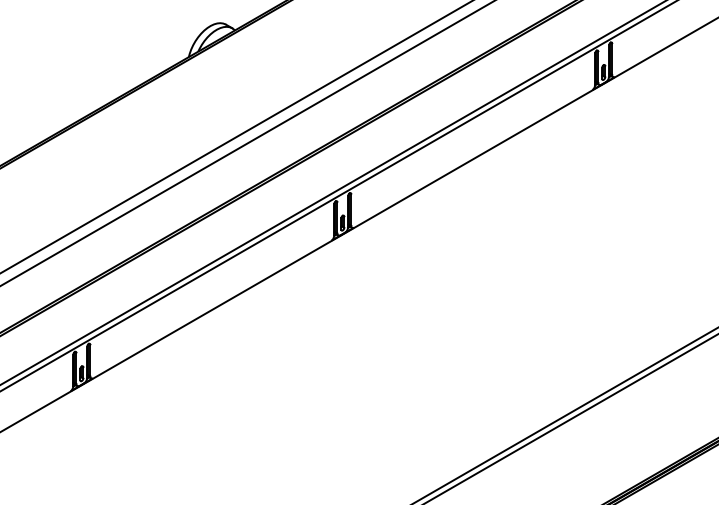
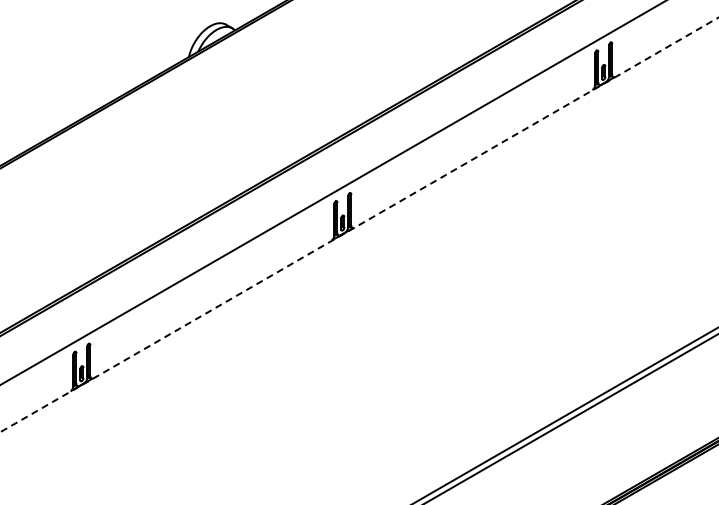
line: present -> none (235, 137)
line: present -> none (246, 143)
line: present -> none (338, 196)
line: solid -> dashed (359, 224)
